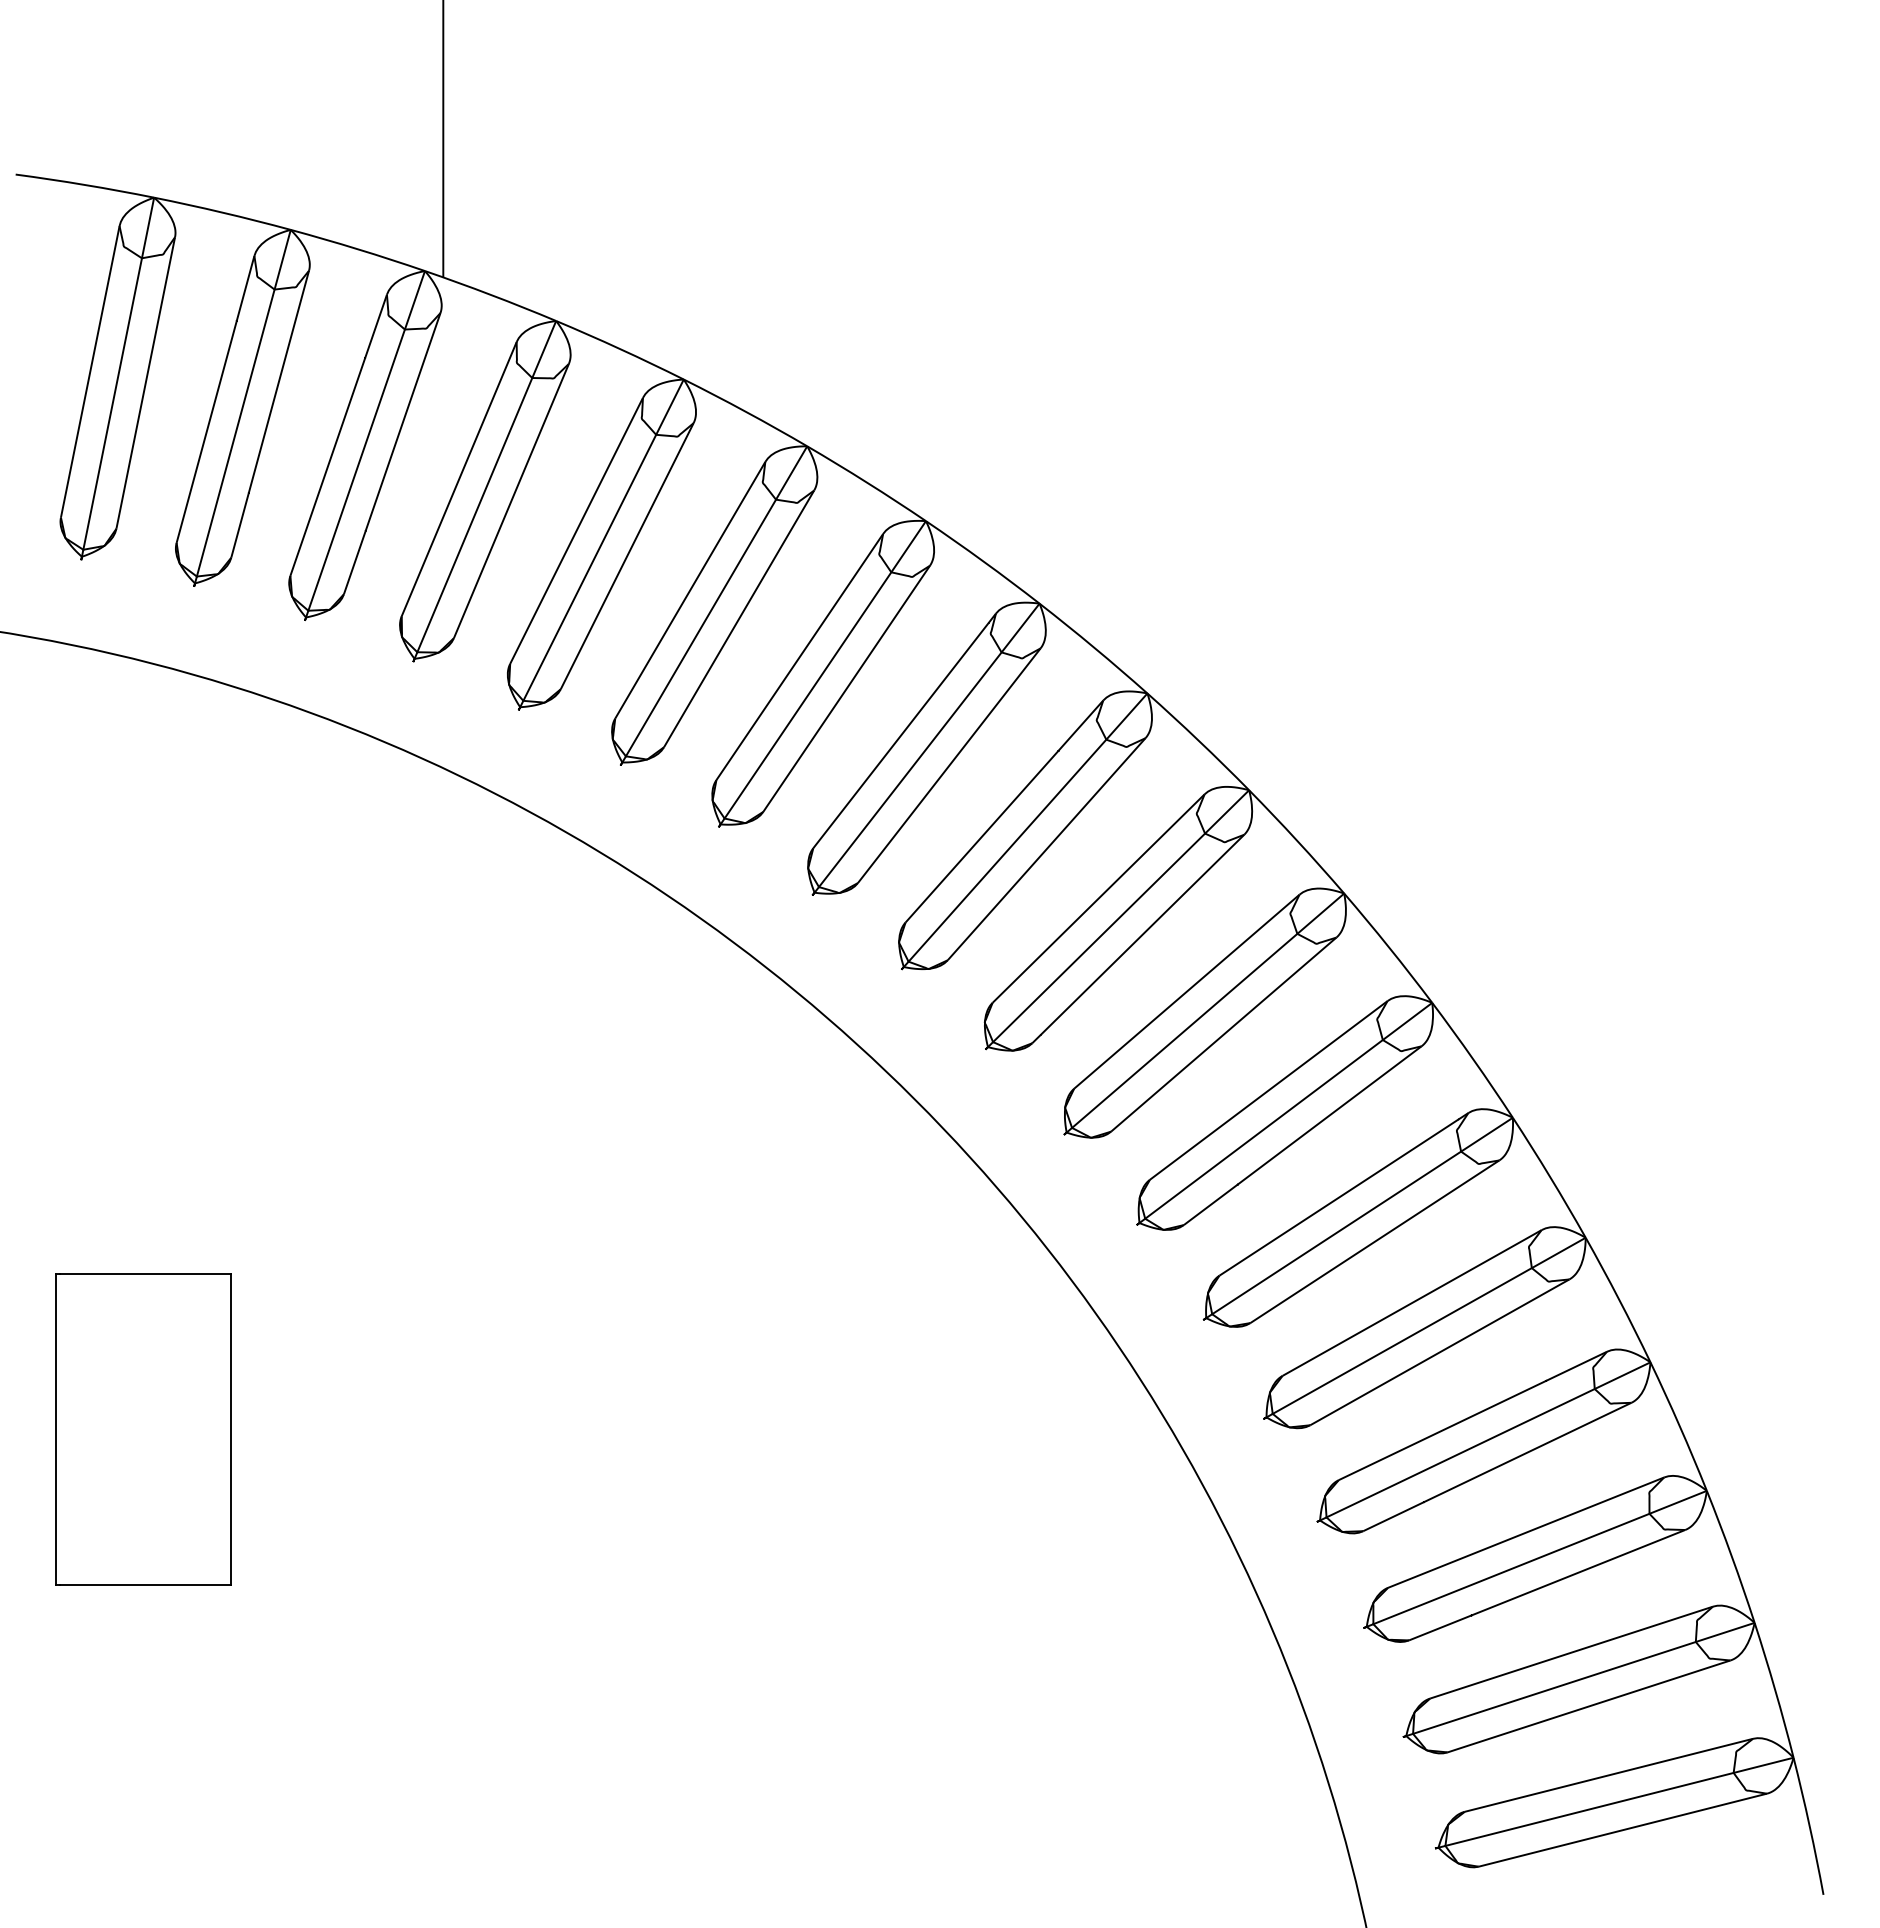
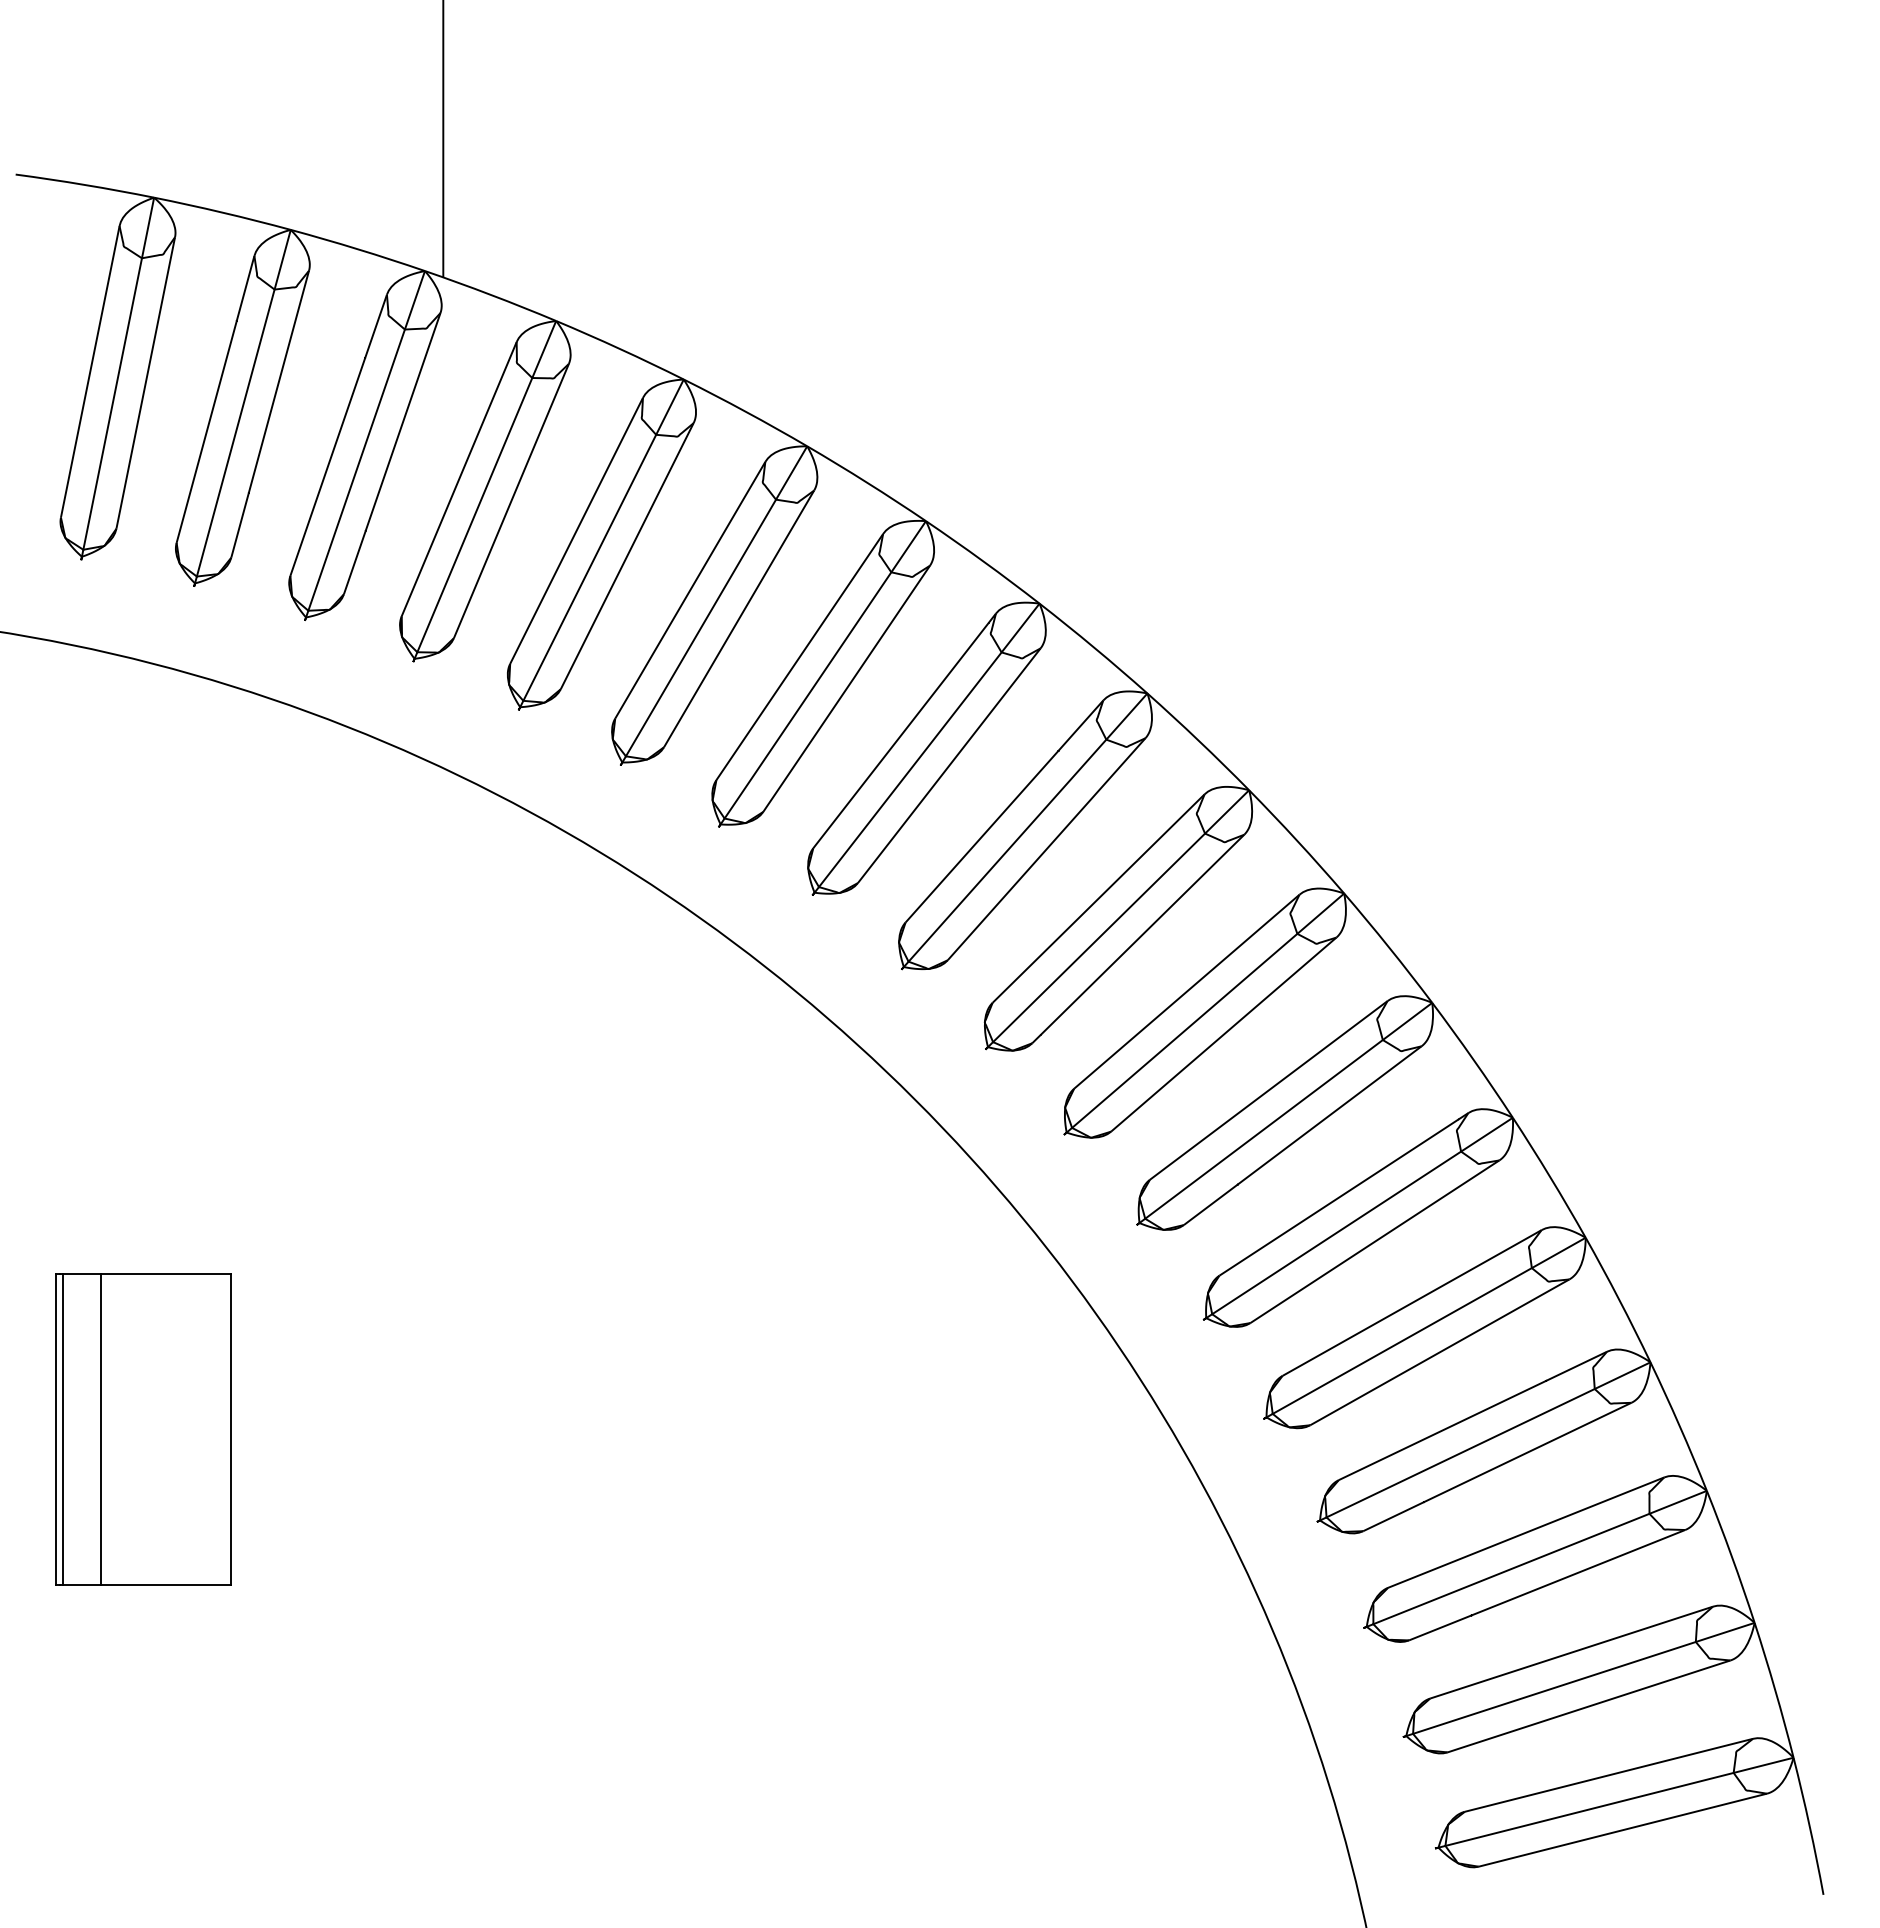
line: none -> present (62, 1429)
line: none -> present (101, 1429)
